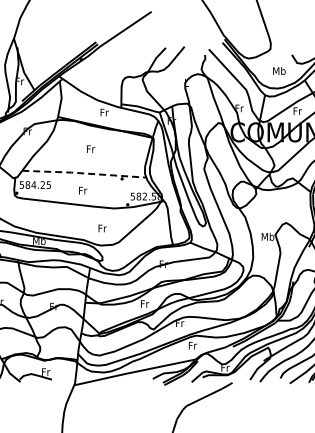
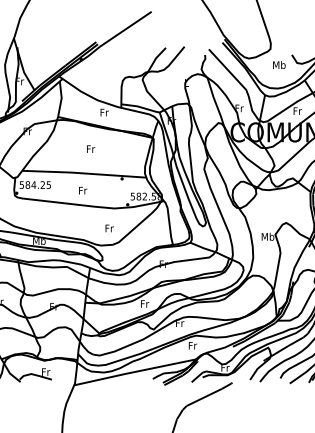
text position: (279, 70) -> (279, 64) (279, 64)
line: dashed -> solid (84, 173)
text position: (102, 228) -> (109, 228) (109, 228)
